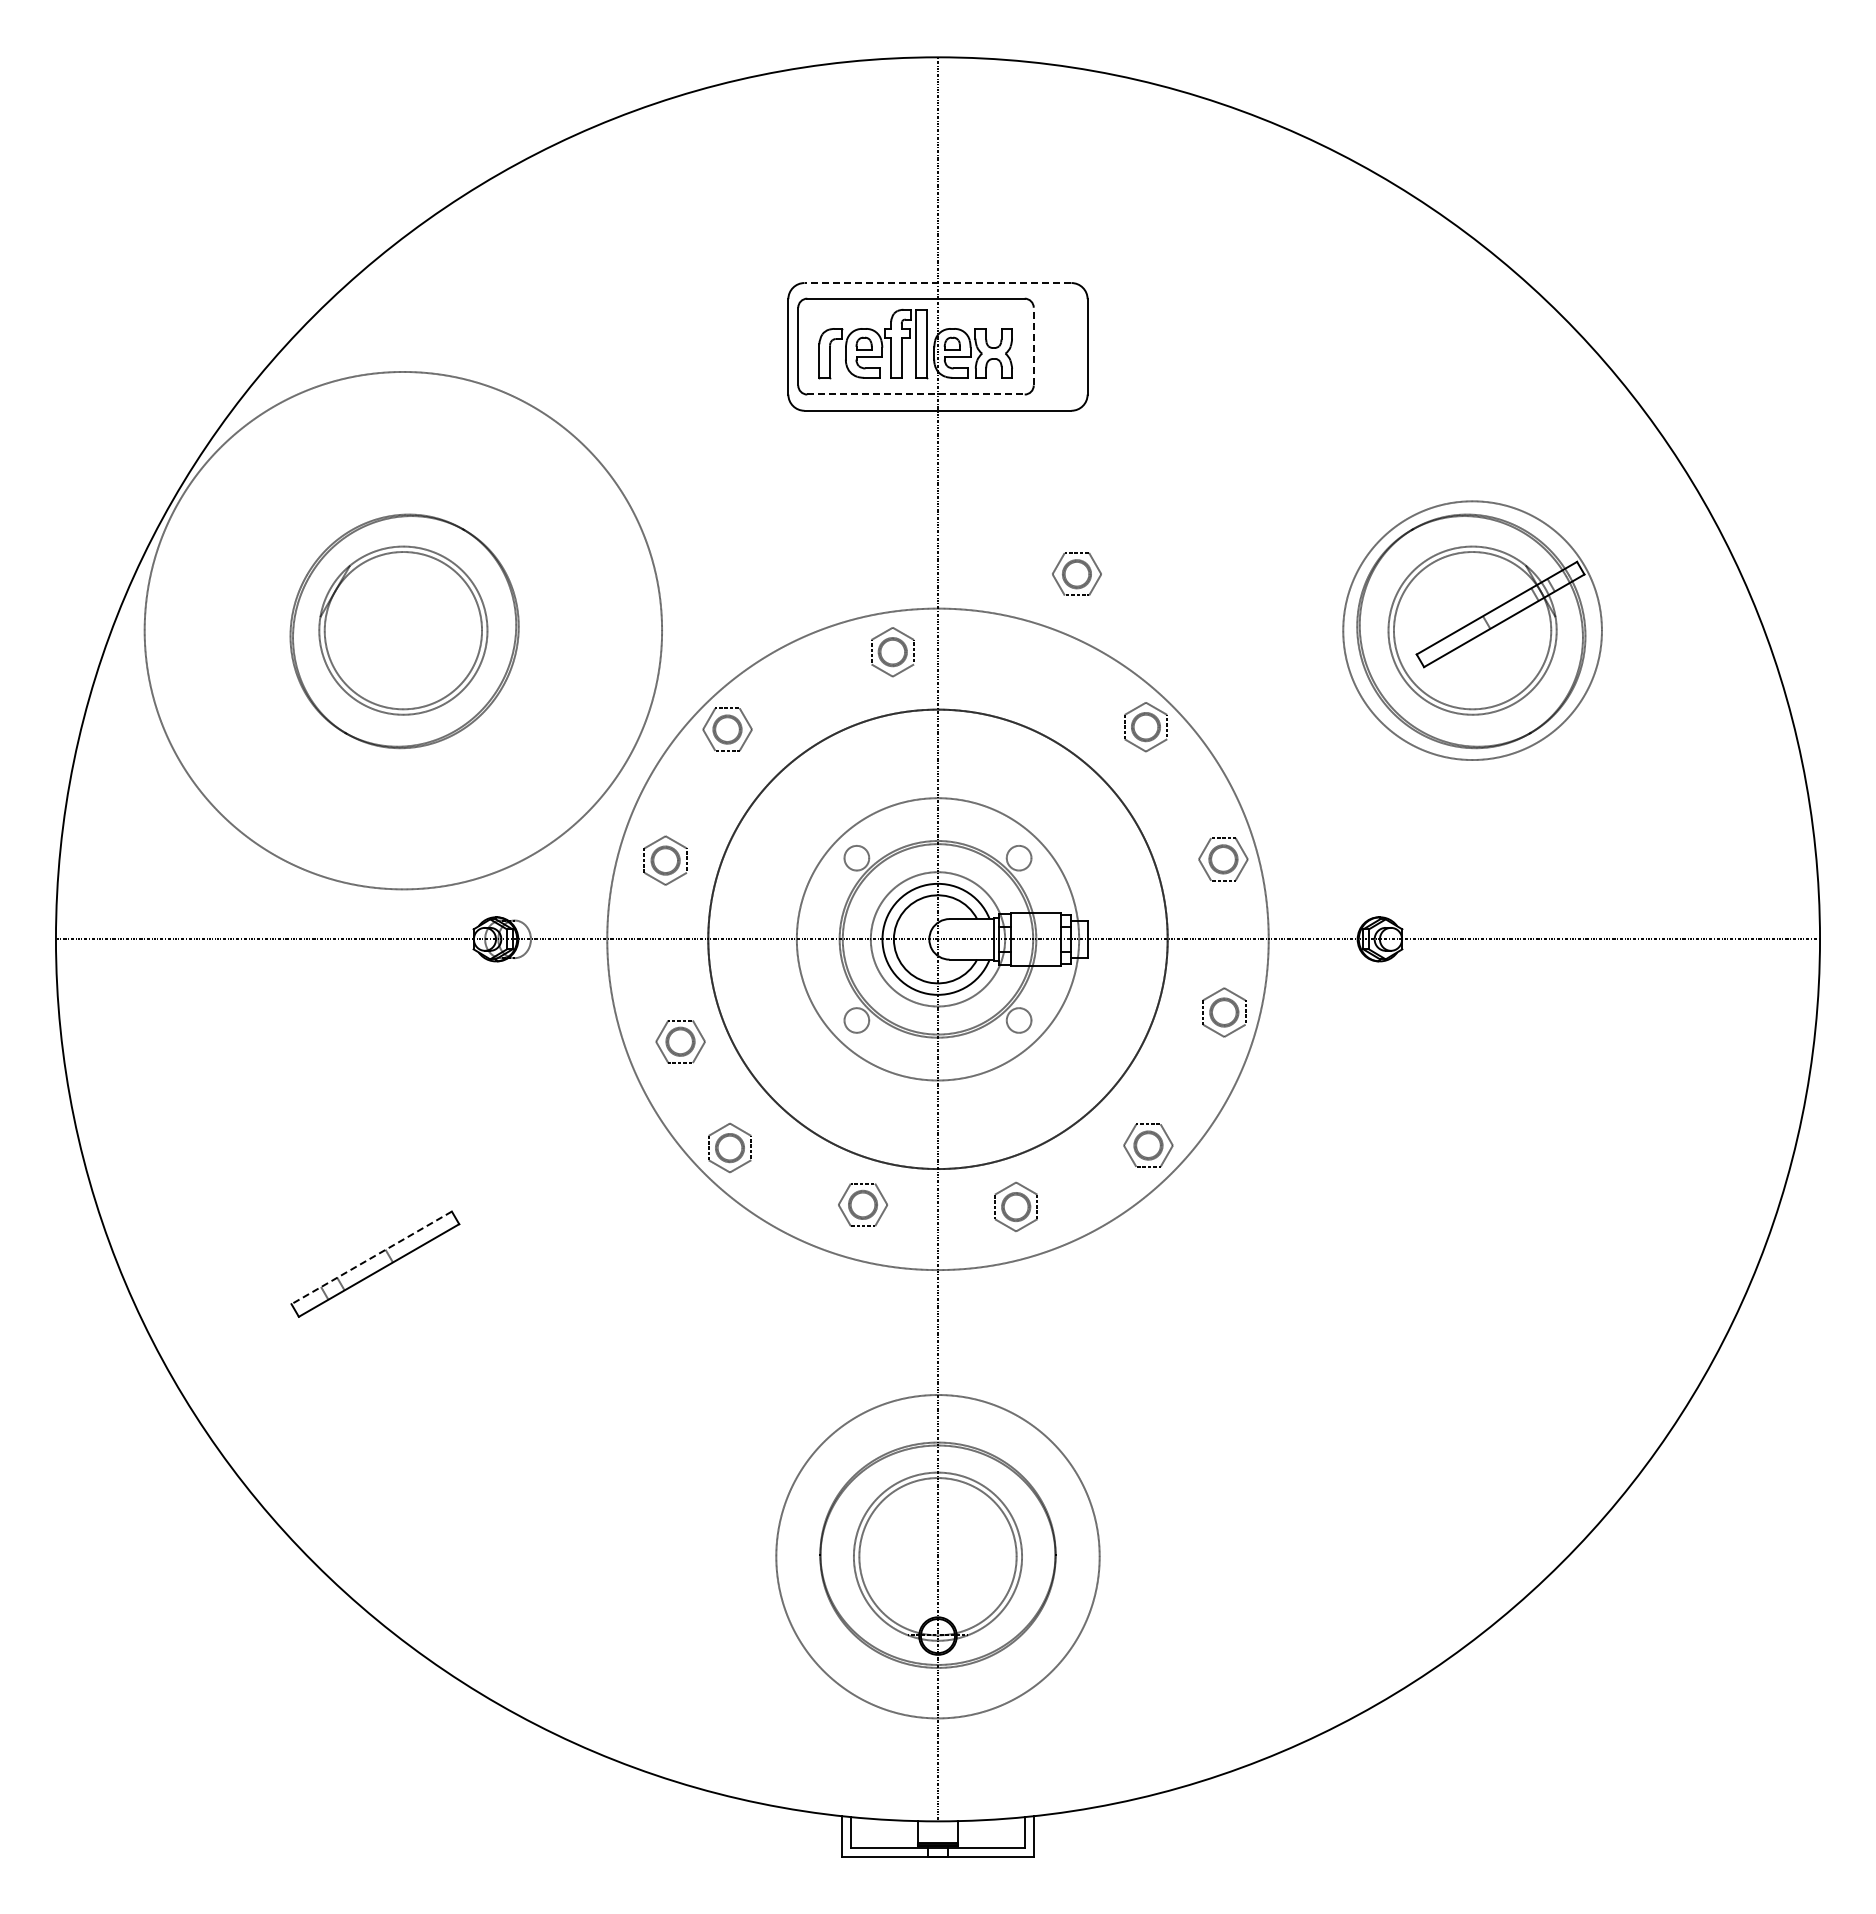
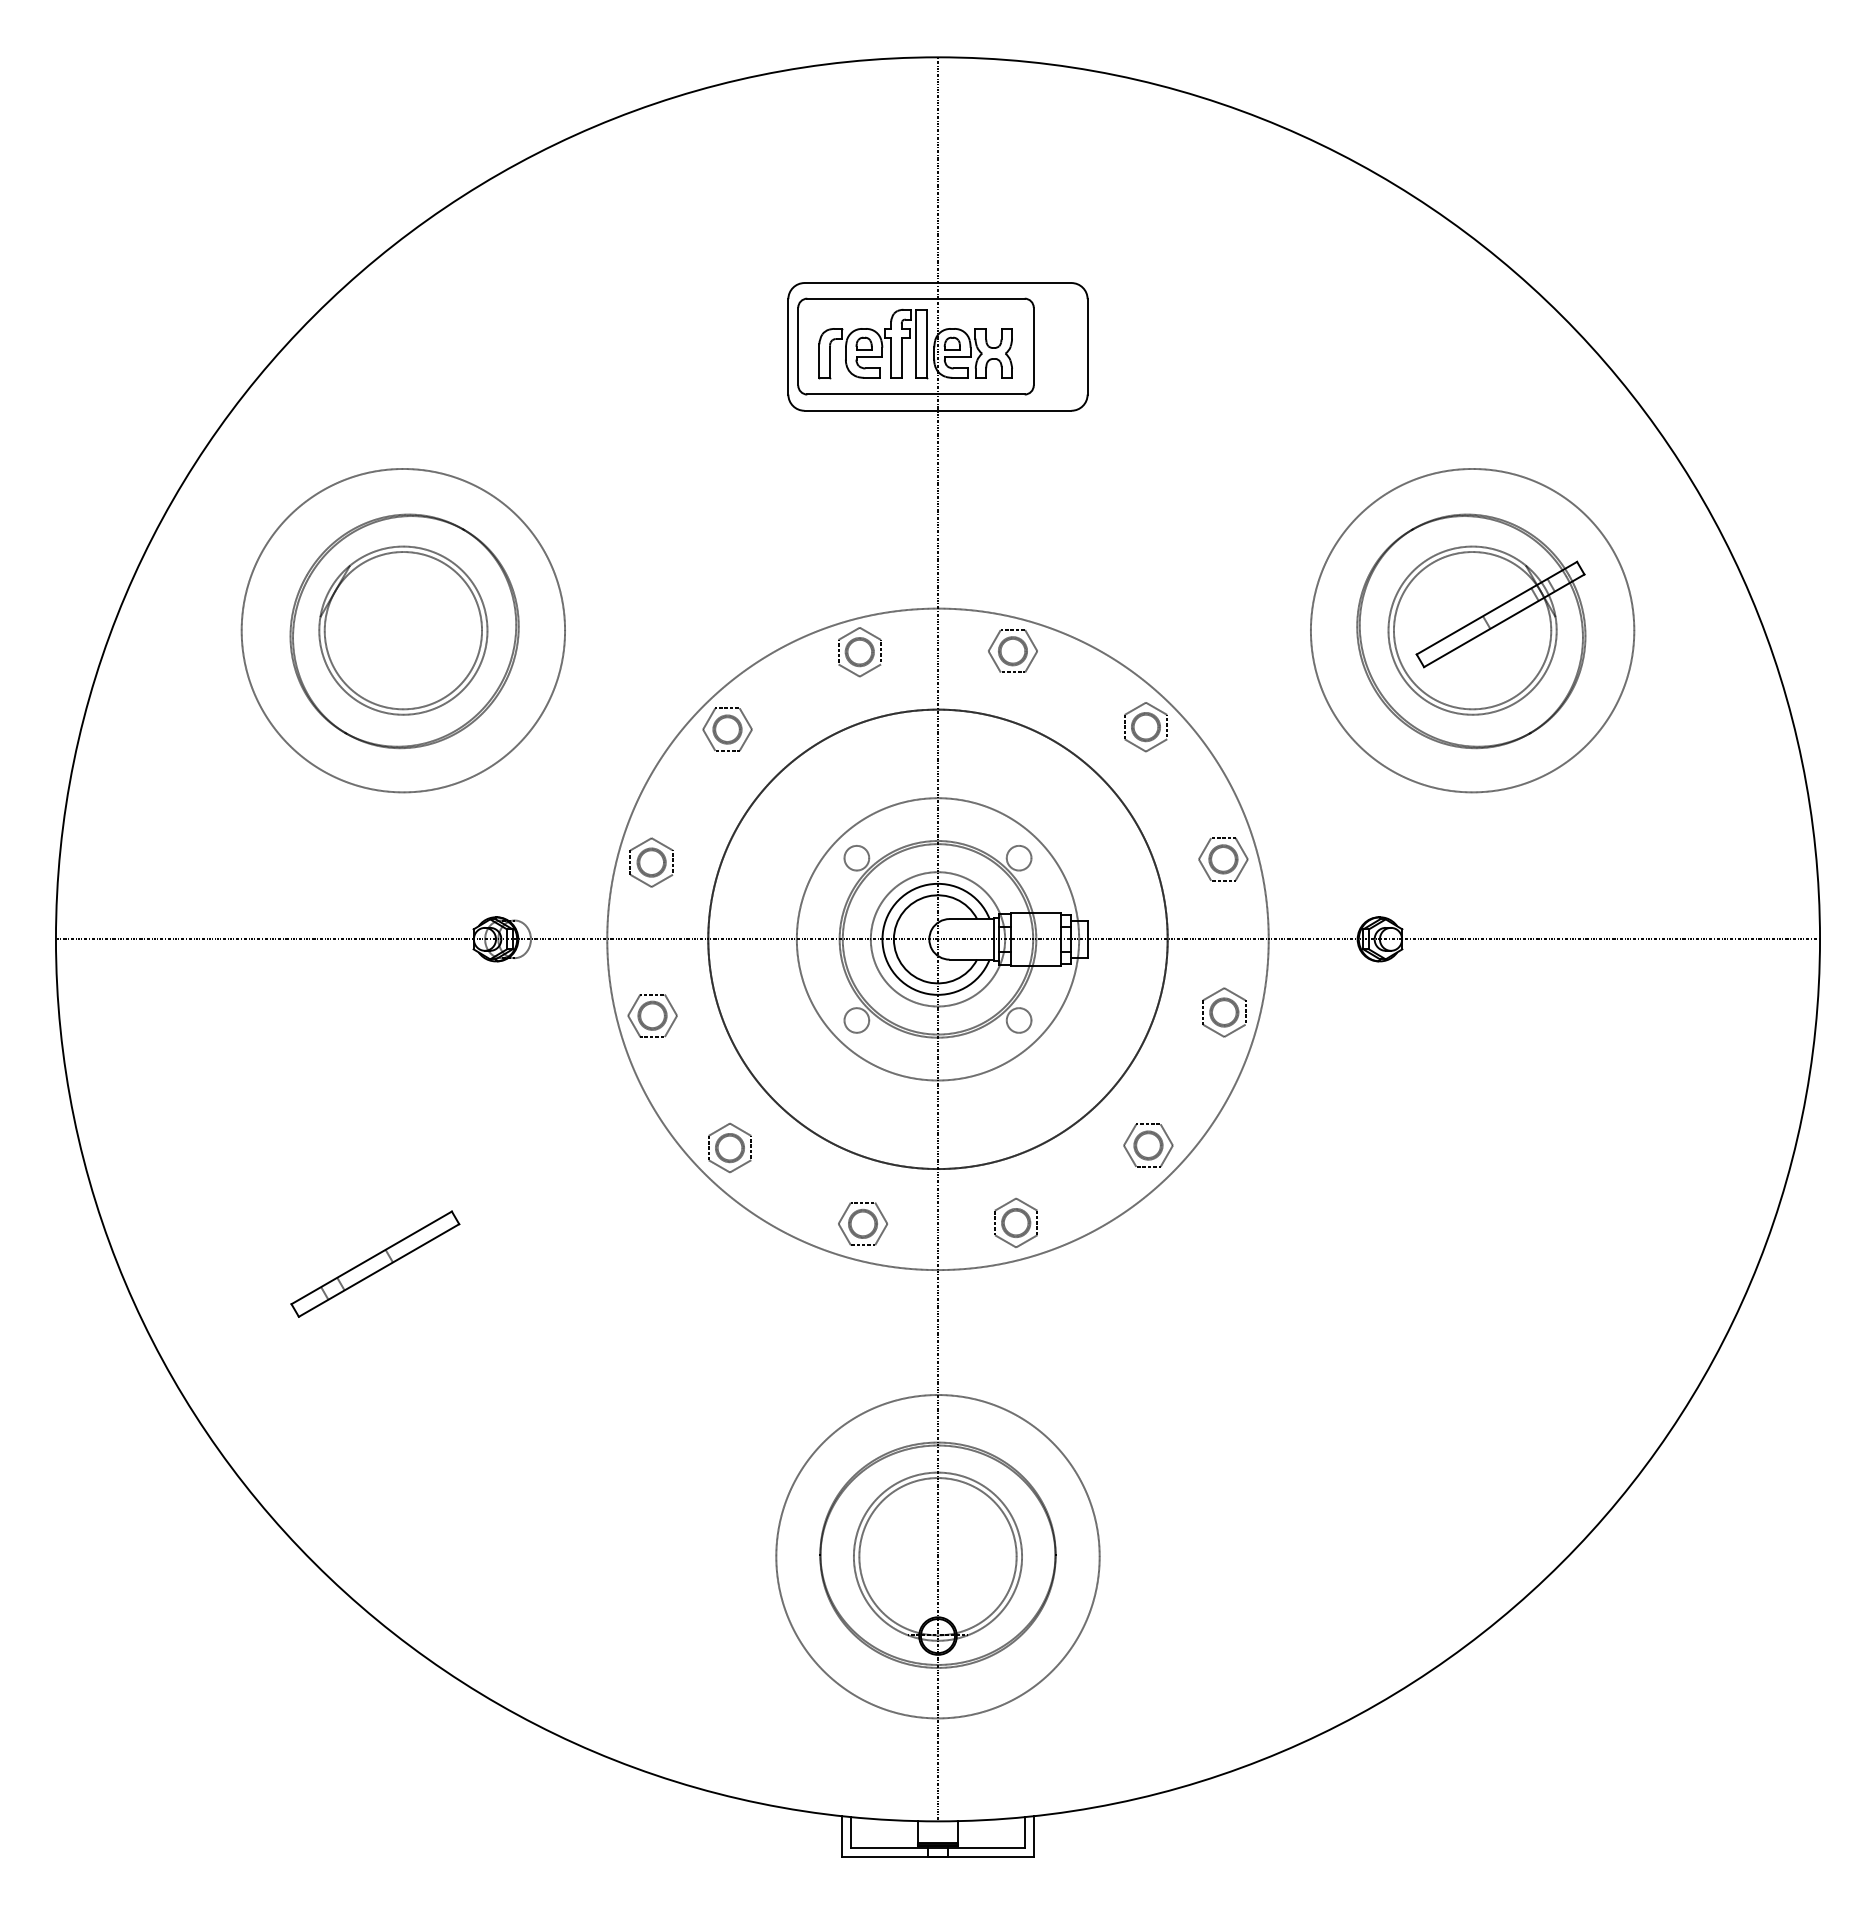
line: dashed -> solid (937, 283)
line: dashed -> solid (1033, 346)
line: dashed -> solid (916, 394)
part position: (1076, 573) -> (1012, 650) (1012, 650)
circle diameter: 517 px -> 323 px (403, 630)
circle diameter: 259 px -> 323 px (1472, 630)
part position: (892, 652) -> (859, 652) (859, 652)
part position: (665, 860) -> (651, 862) (651, 862)
part position: (680, 1041) -> (652, 1015) (652, 1015)
part position: (862, 1204) -> (862, 1223) (862, 1223)
part position: (1015, 1206) -> (1015, 1222) (1015, 1222)
line: dashed -> solid (371, 1257)
